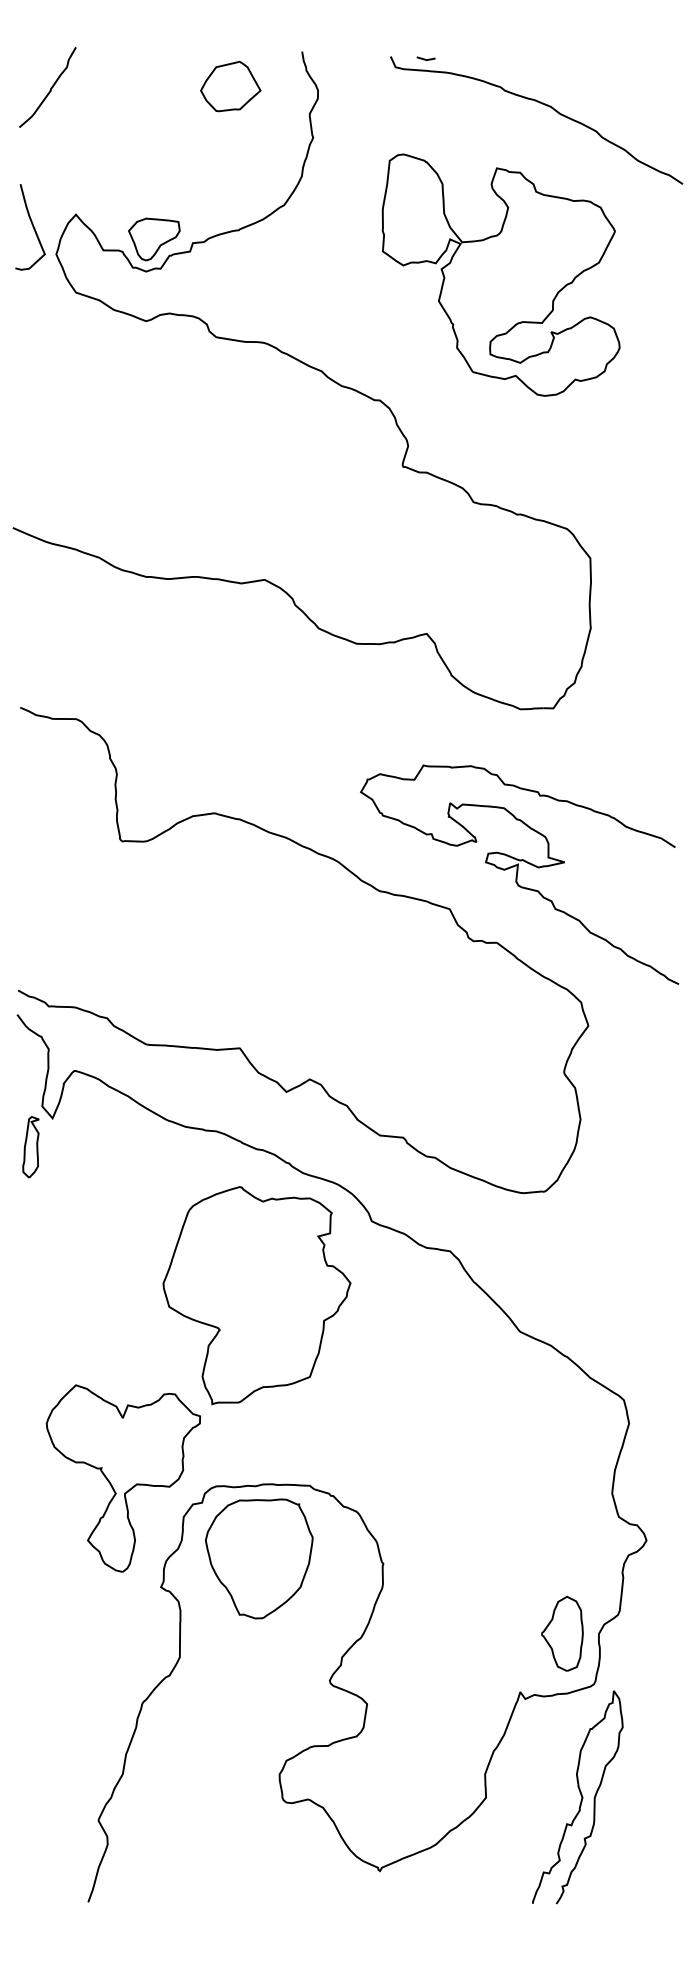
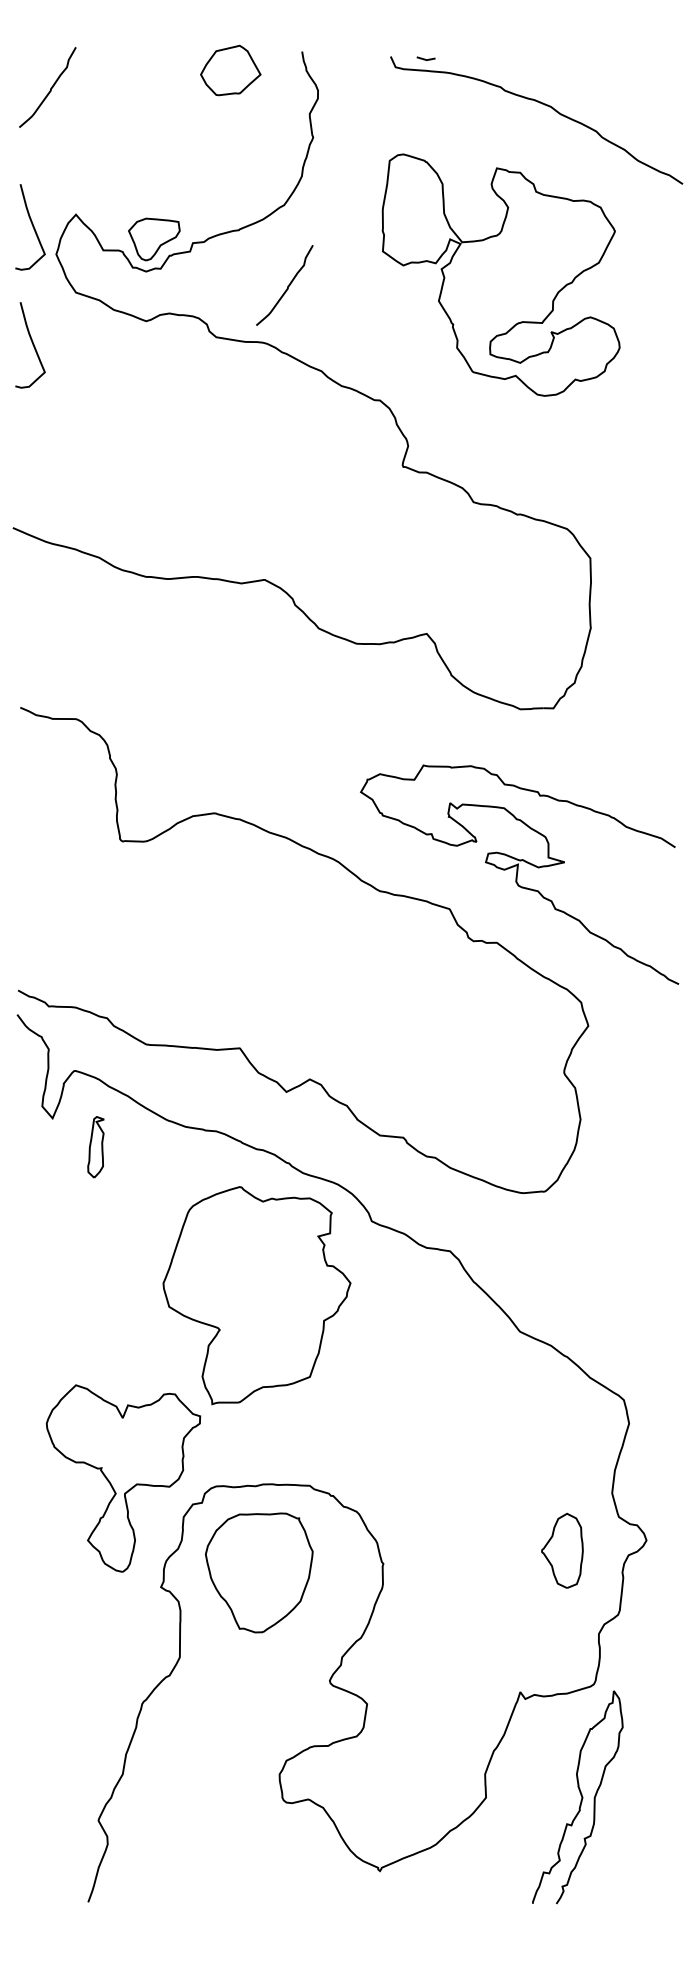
part position: (230, 86) -> (230, 70) (230, 70)
curve: none -> present (287, 286)
curve: none -> present (32, 345)
part position: (30, 1147) -> (95, 1147) (95, 1147)
part position: (259, 1558) -> (259, 1572) (259, 1572)
part position: (562, 1633) -> (562, 1550) (562, 1550)
